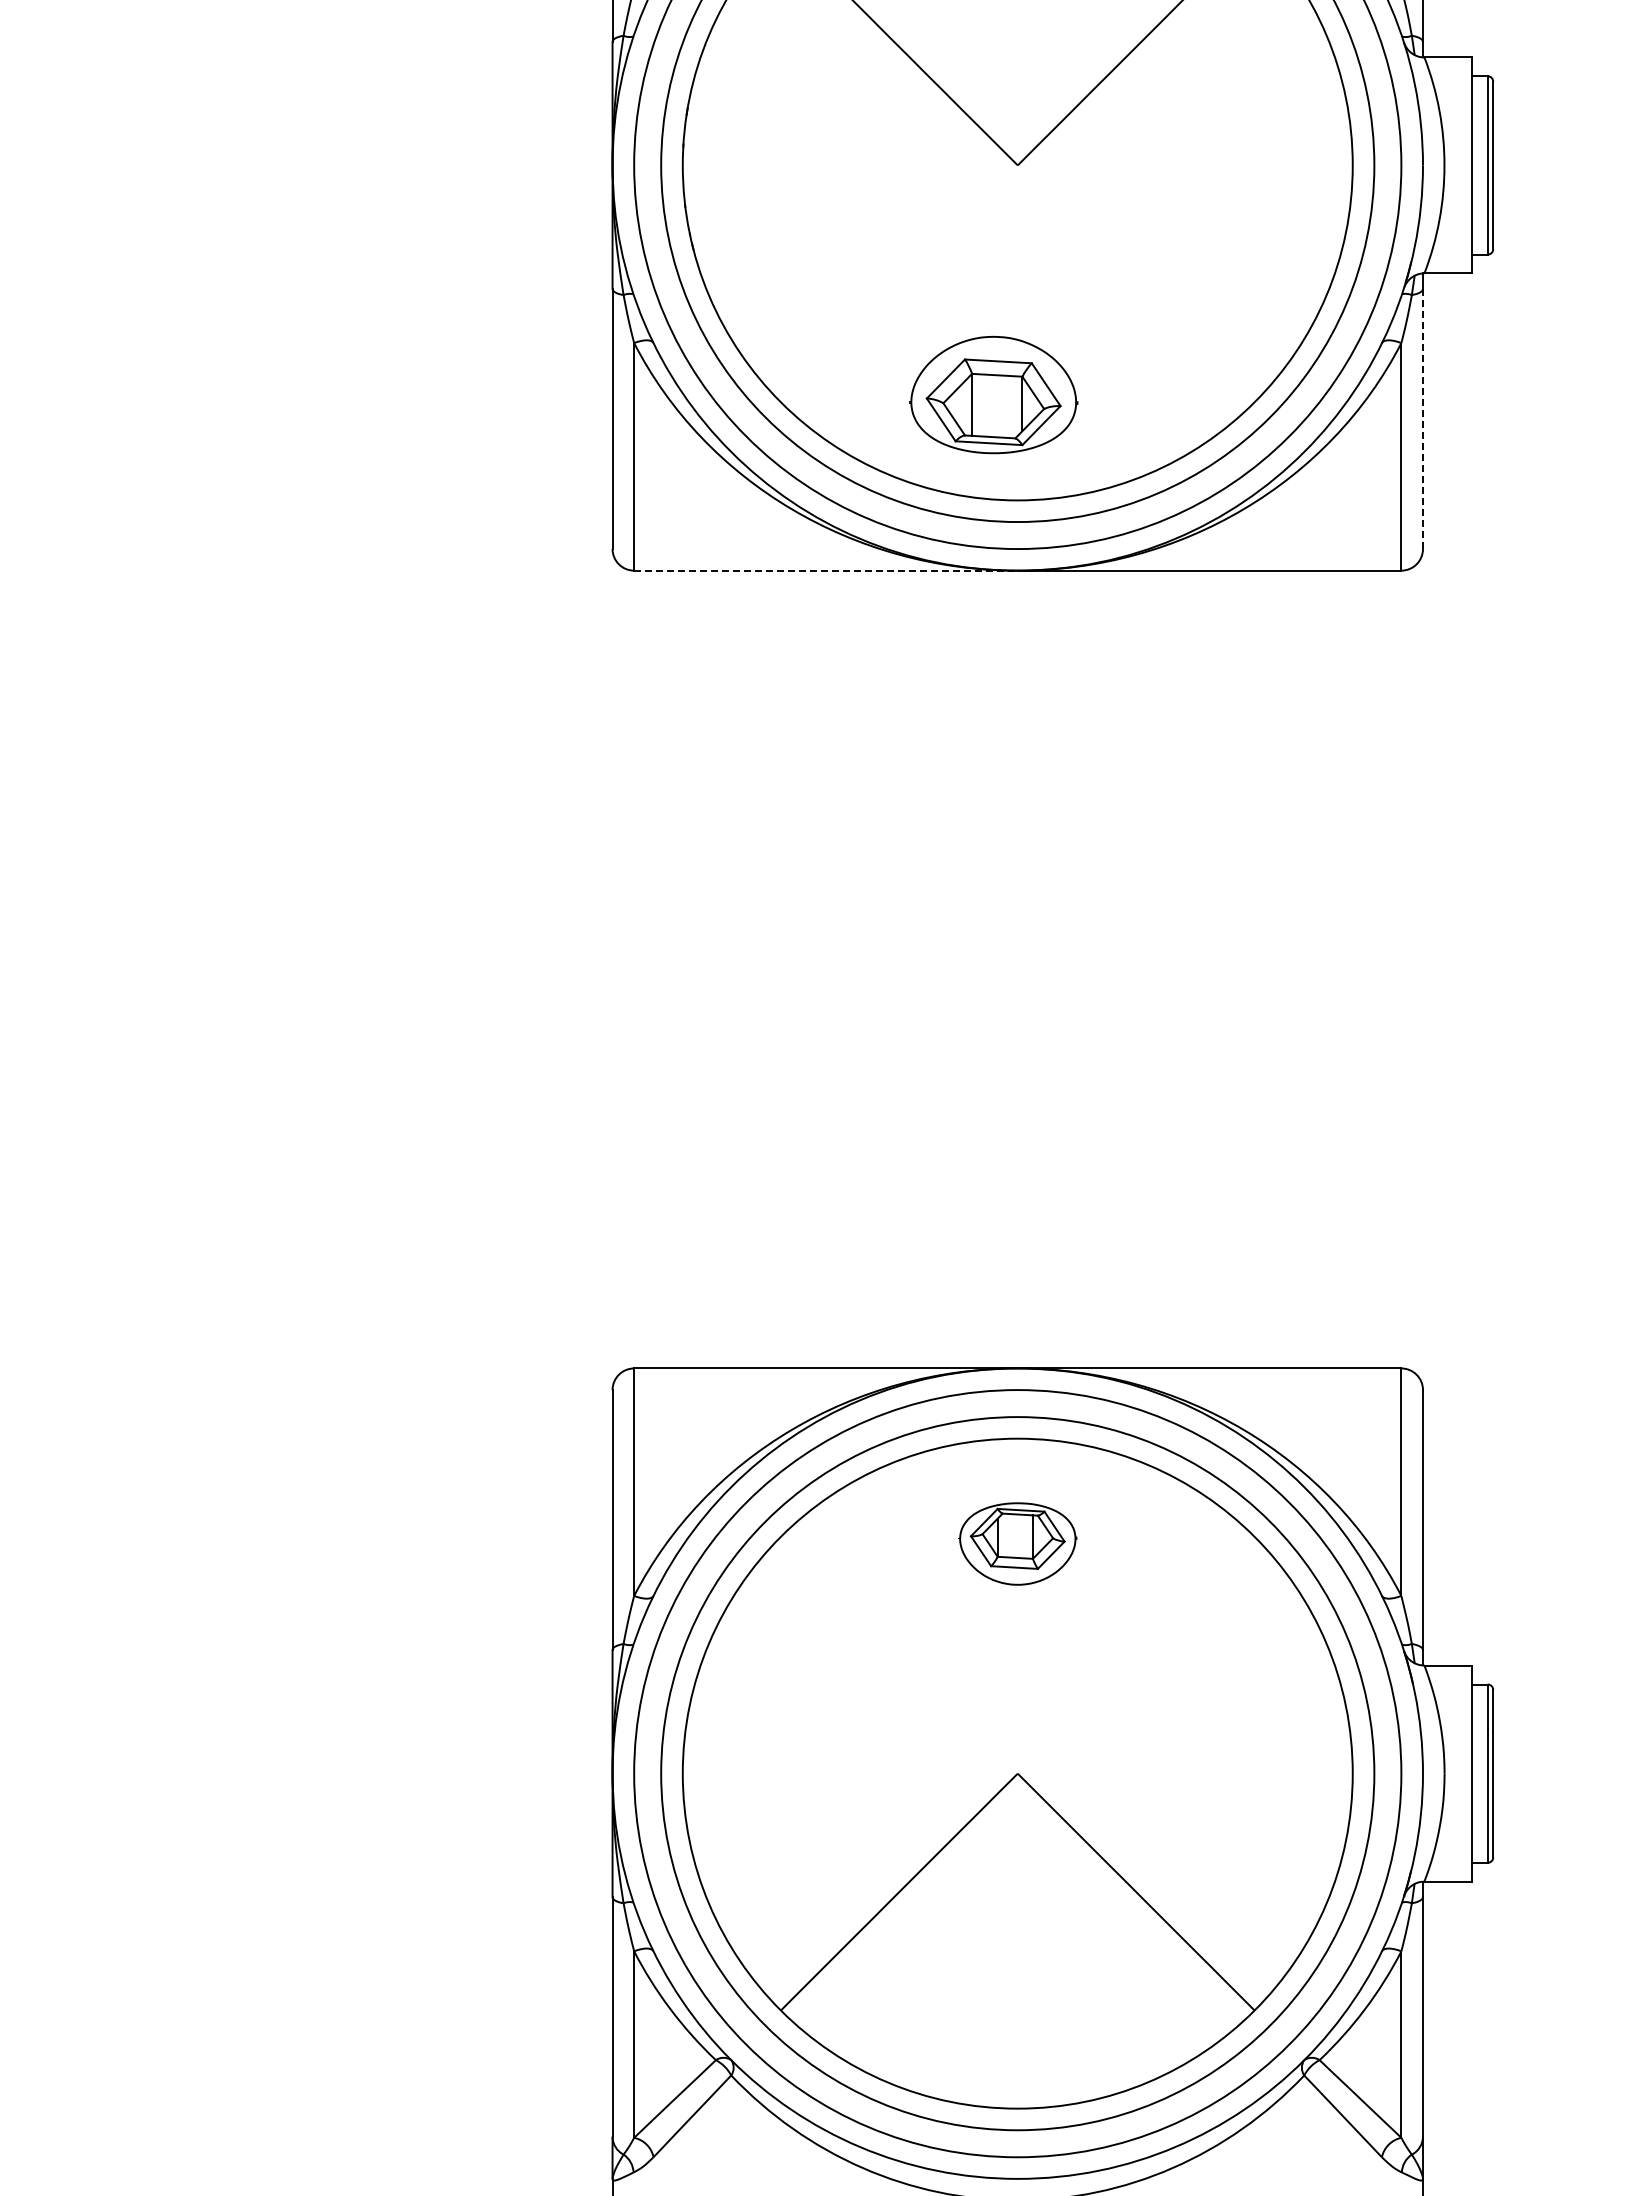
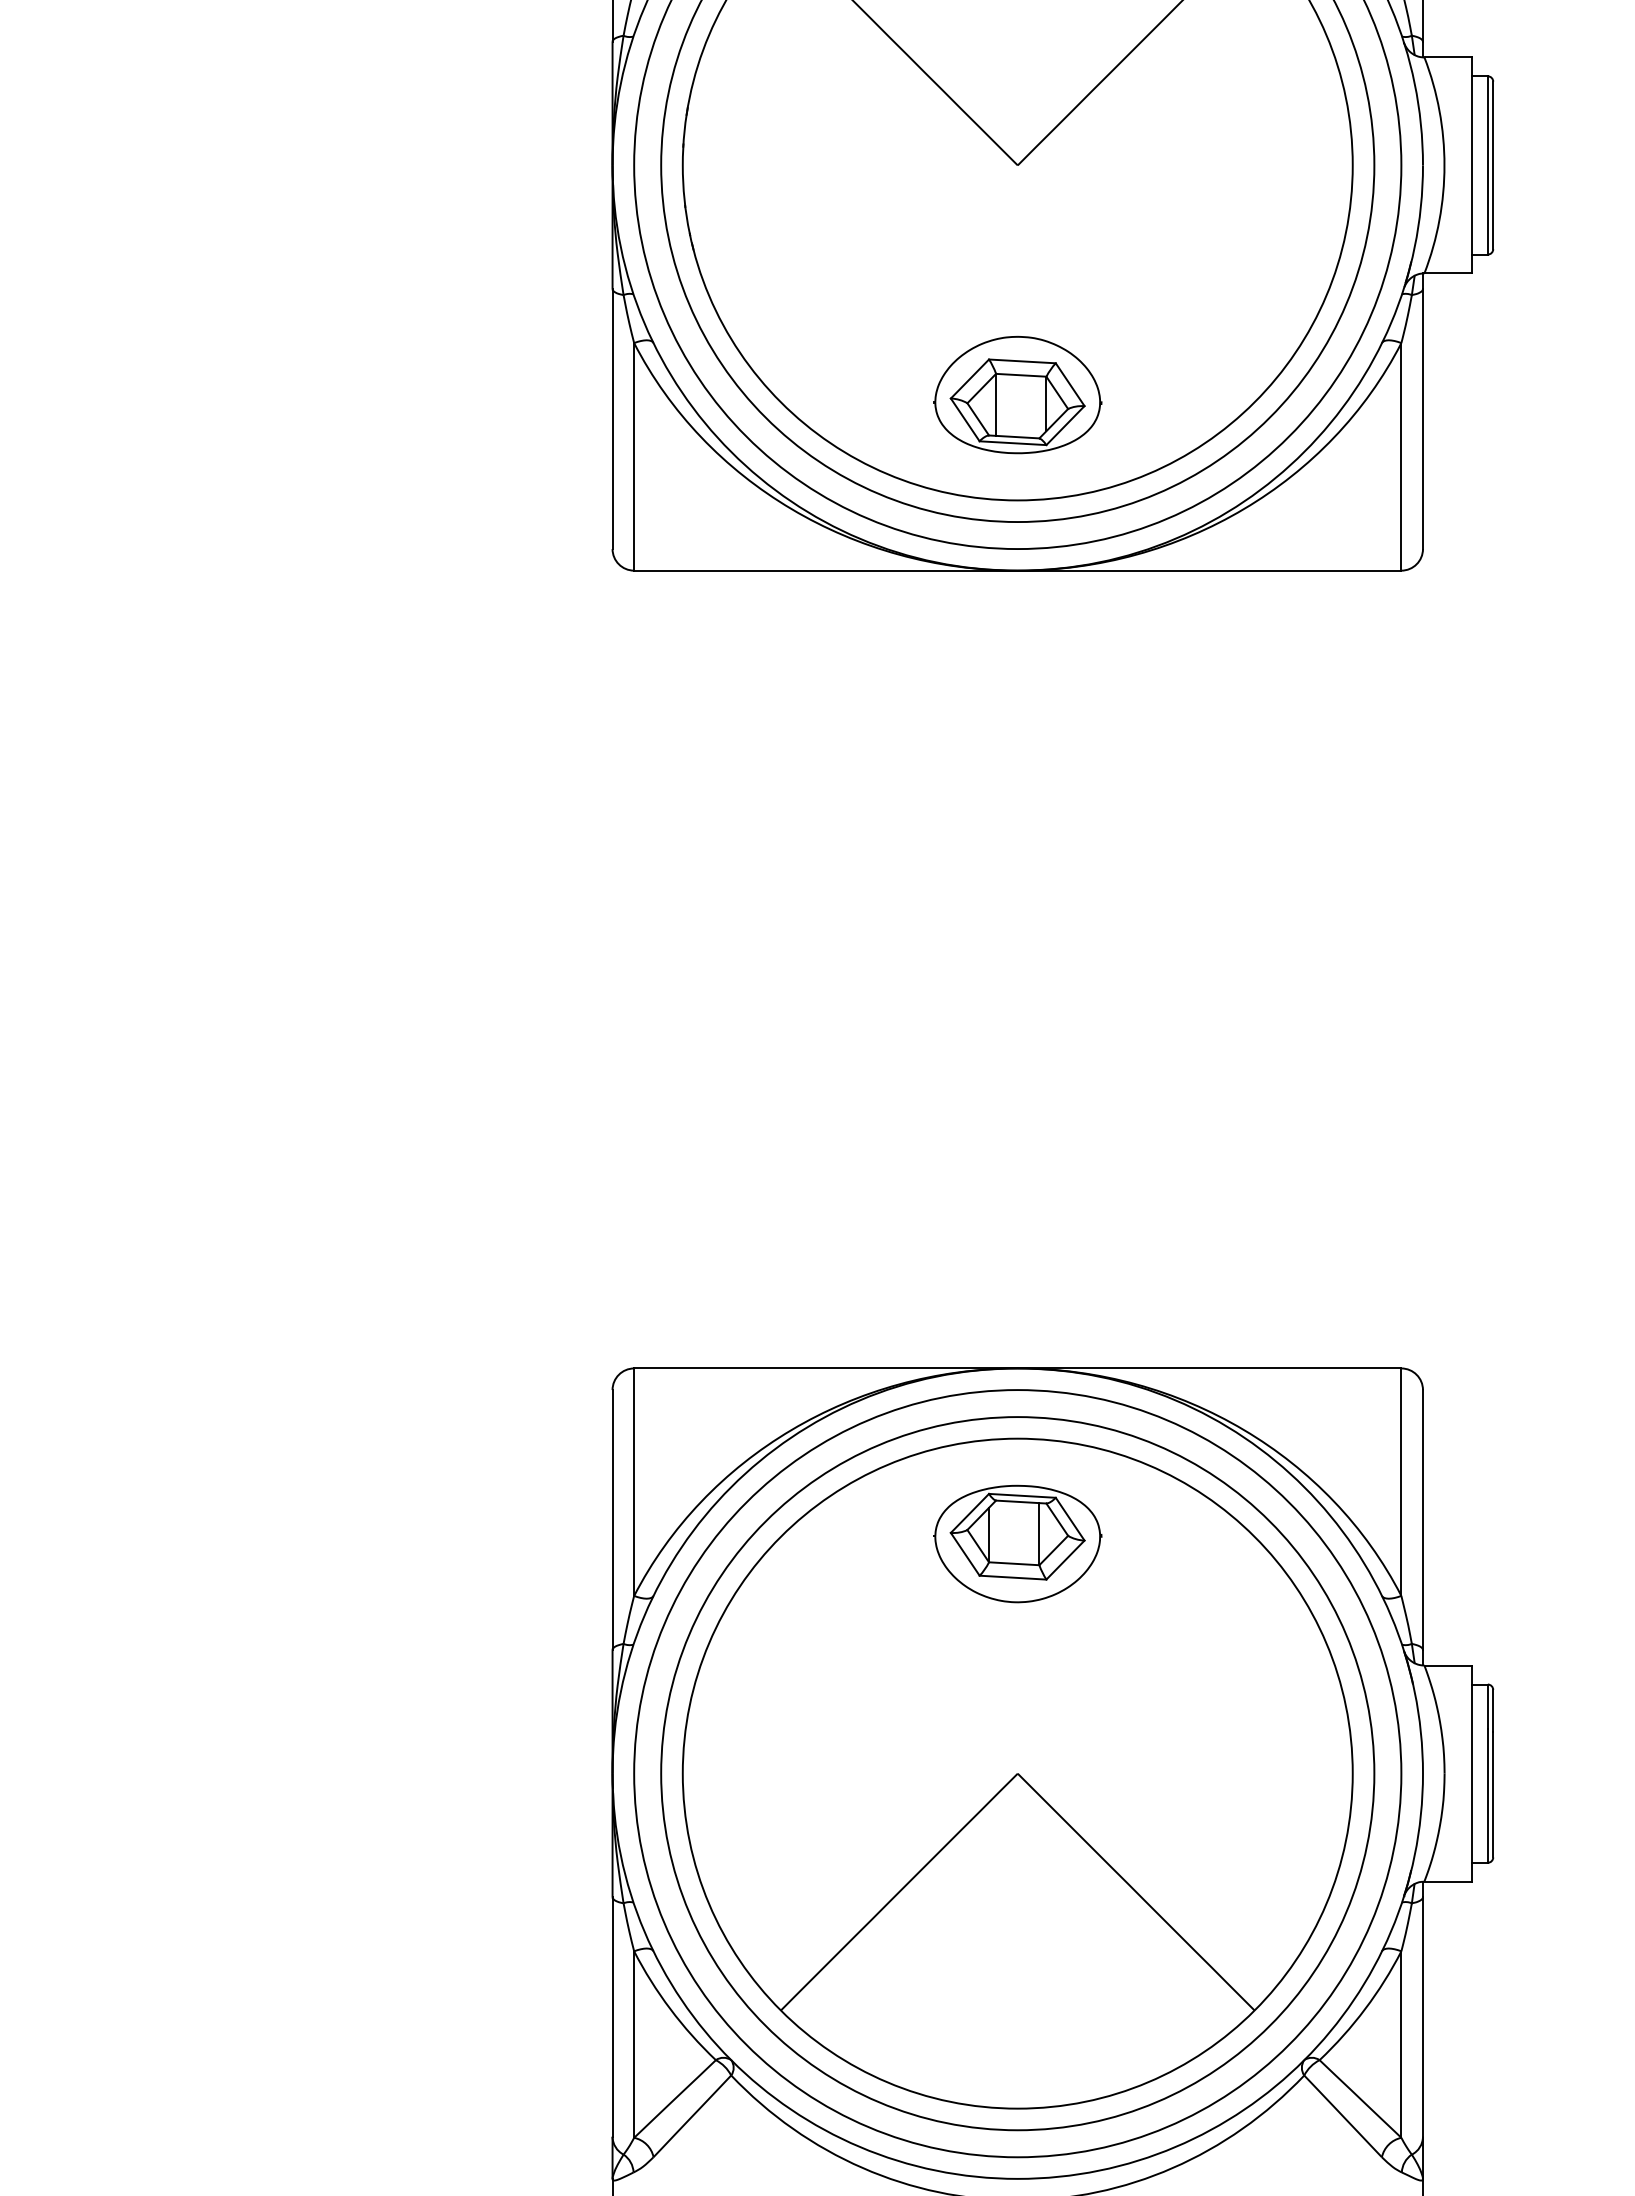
part position: (993, 394) -> (1017, 394) (1017, 394)
line: dashed -> solid (1422, 419)
line: dashed -> solid (825, 570)
part size: 120x84 px -> 170x120 px (1017, 1543)
